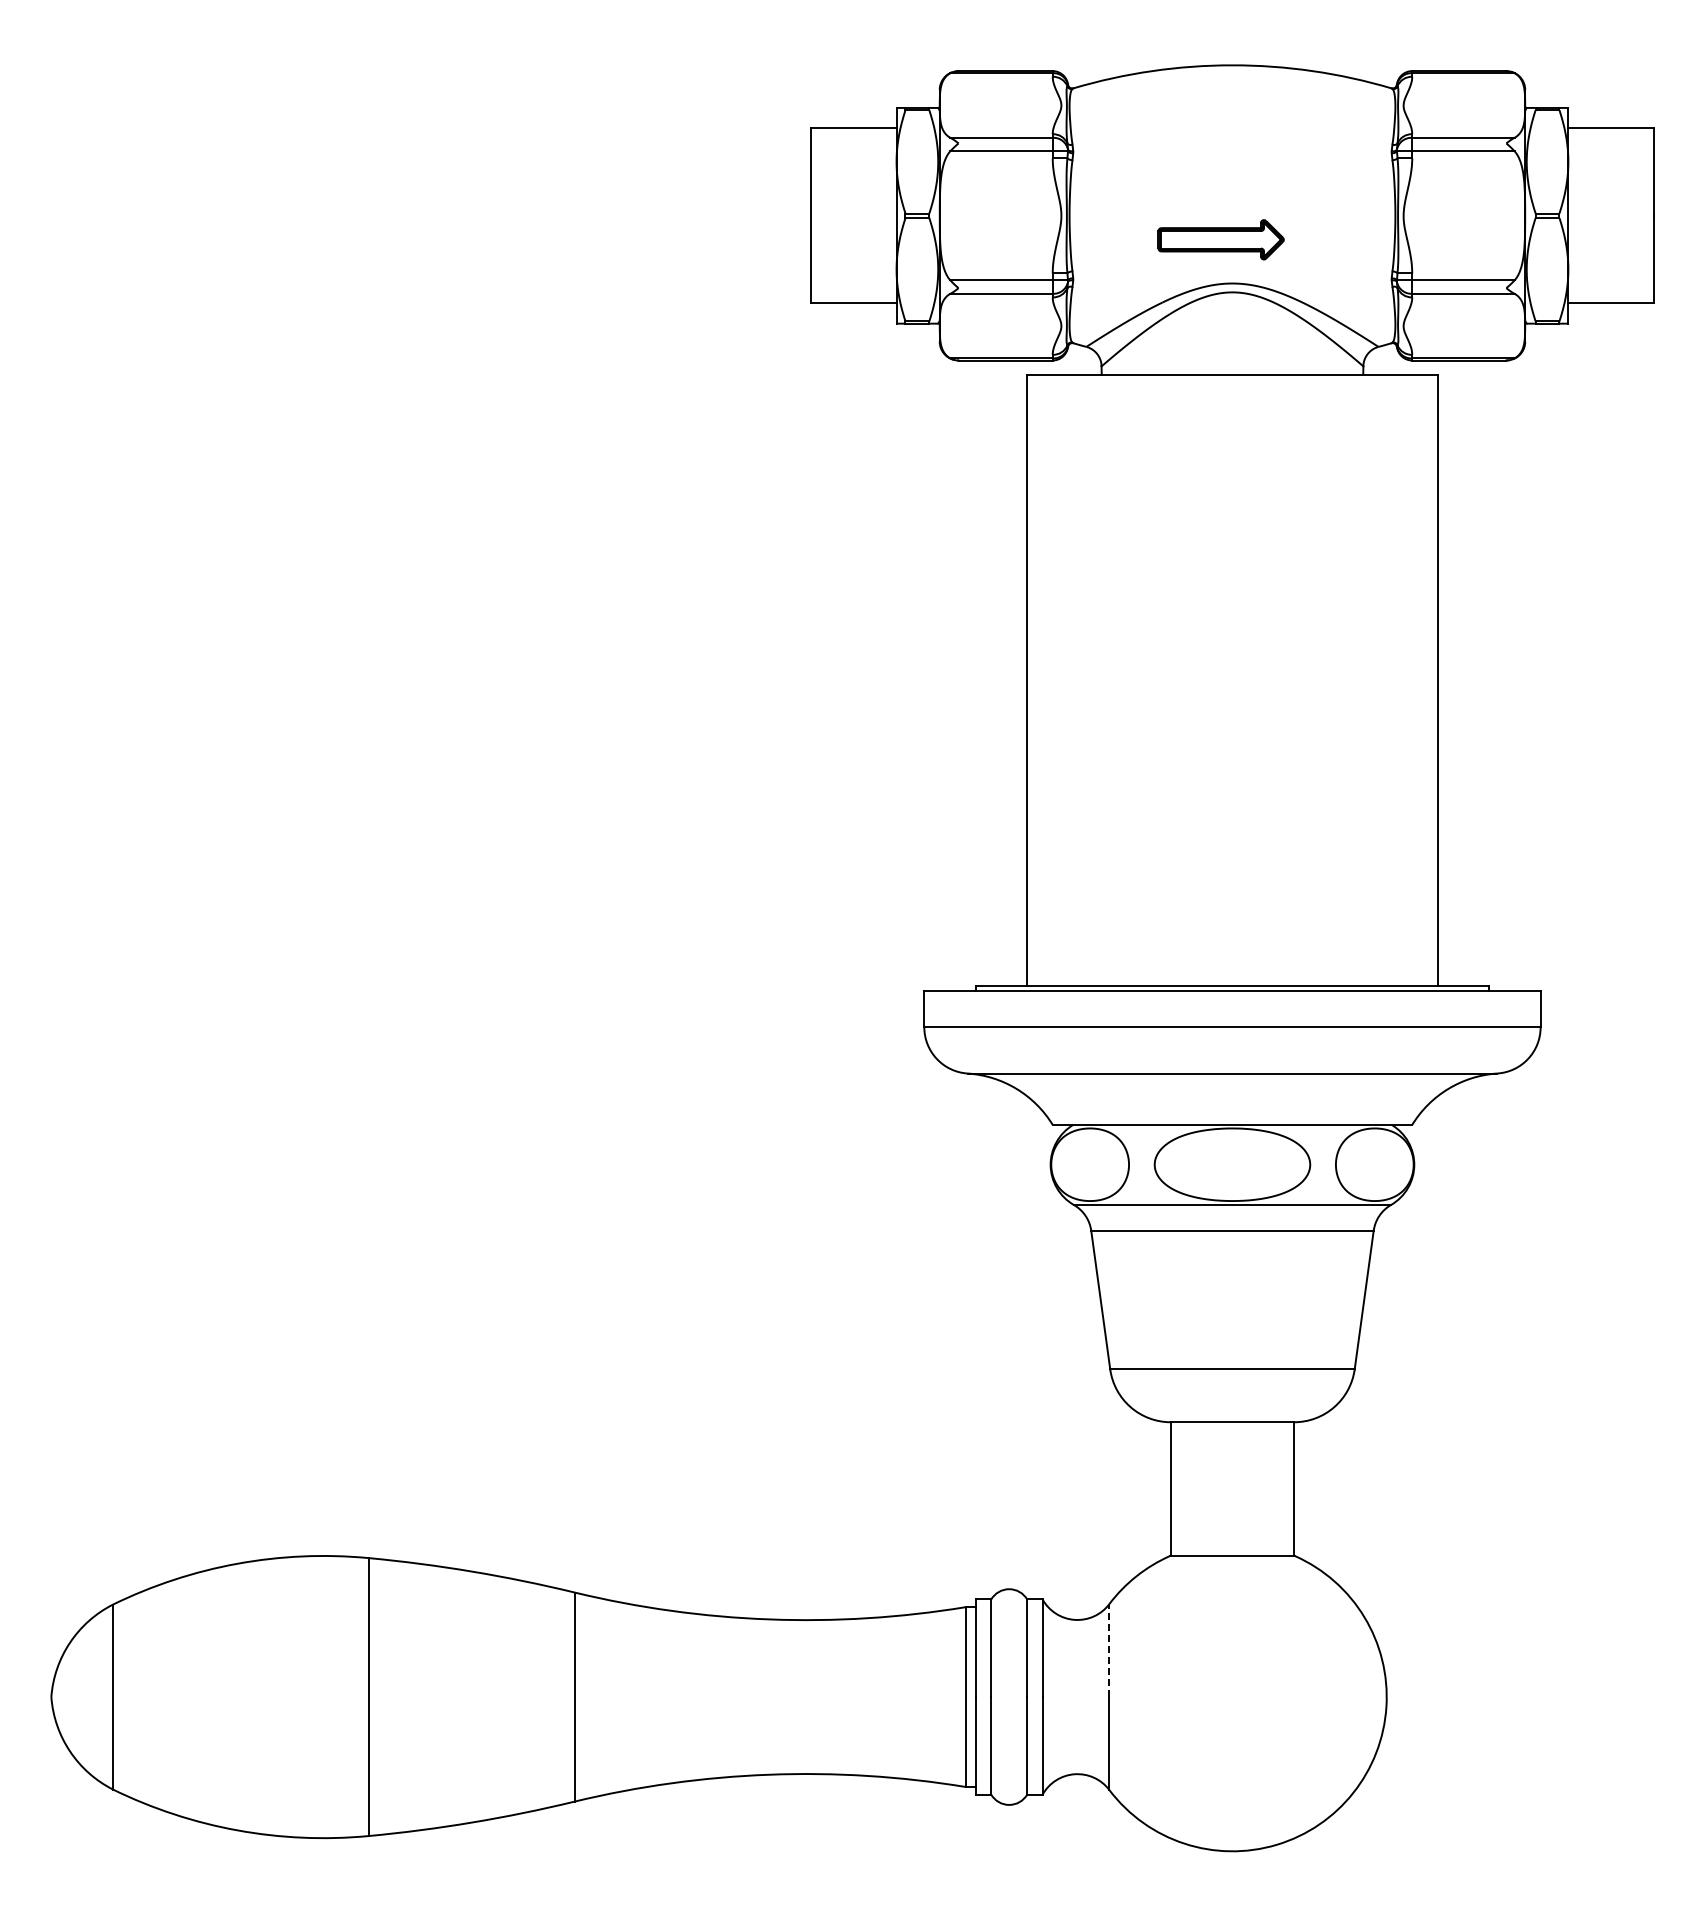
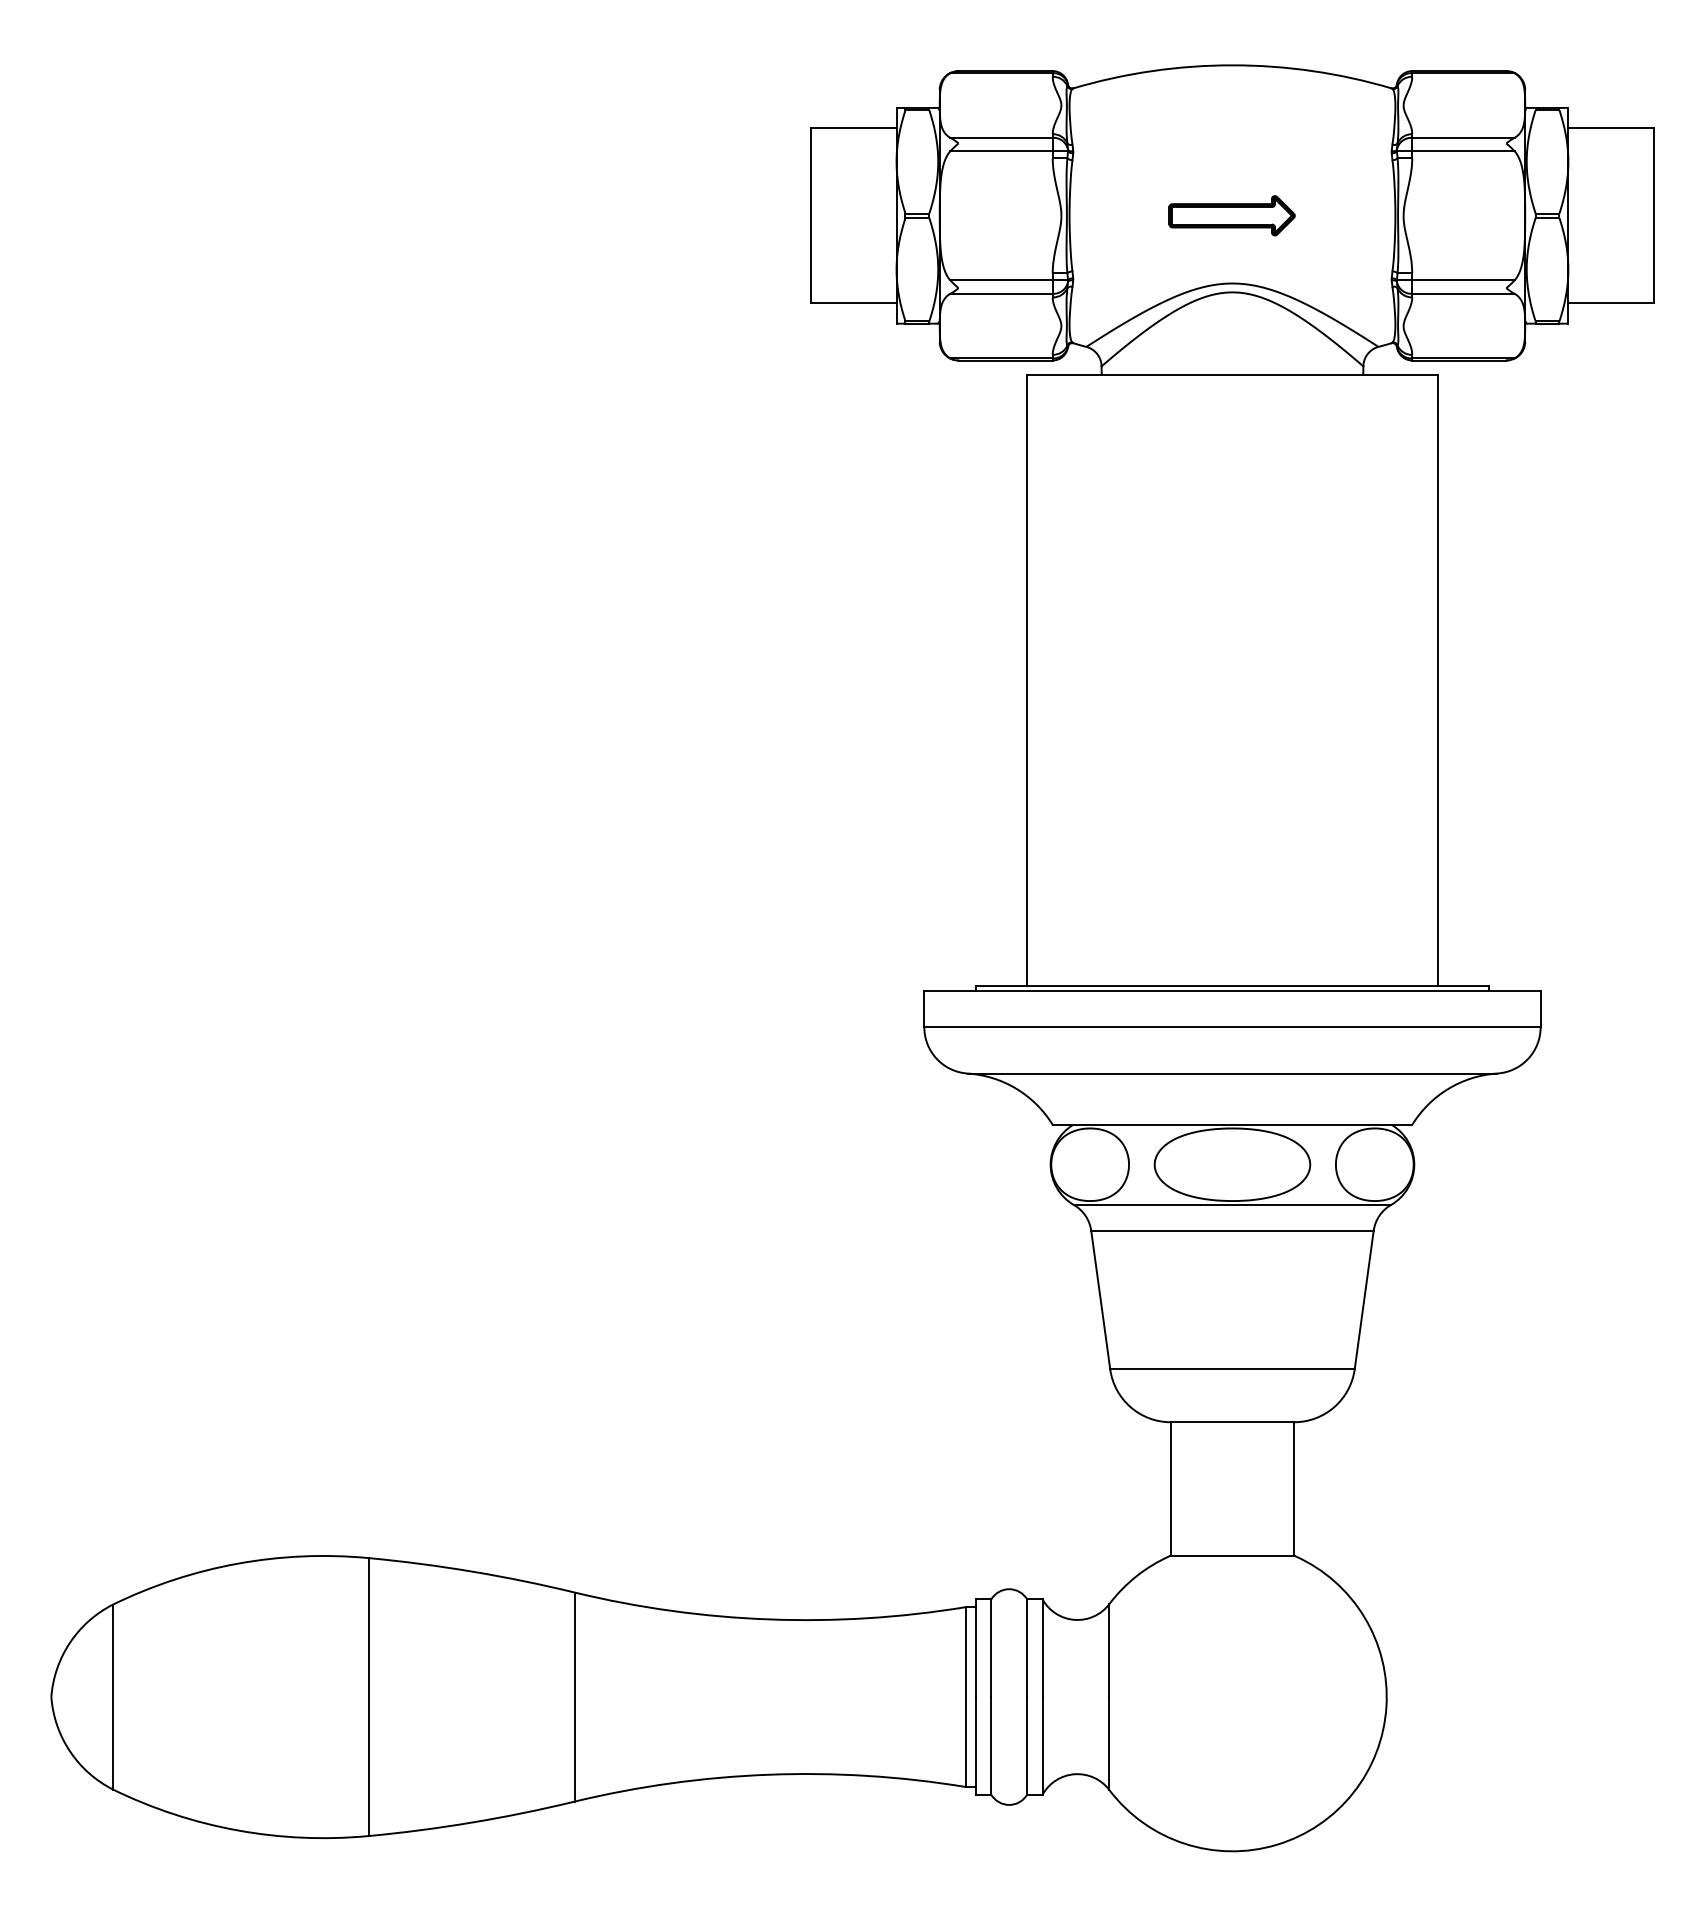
part position: (1220, 239) -> (1231, 215) (1231, 215)
line: dashed -> solid (1109, 1650)
